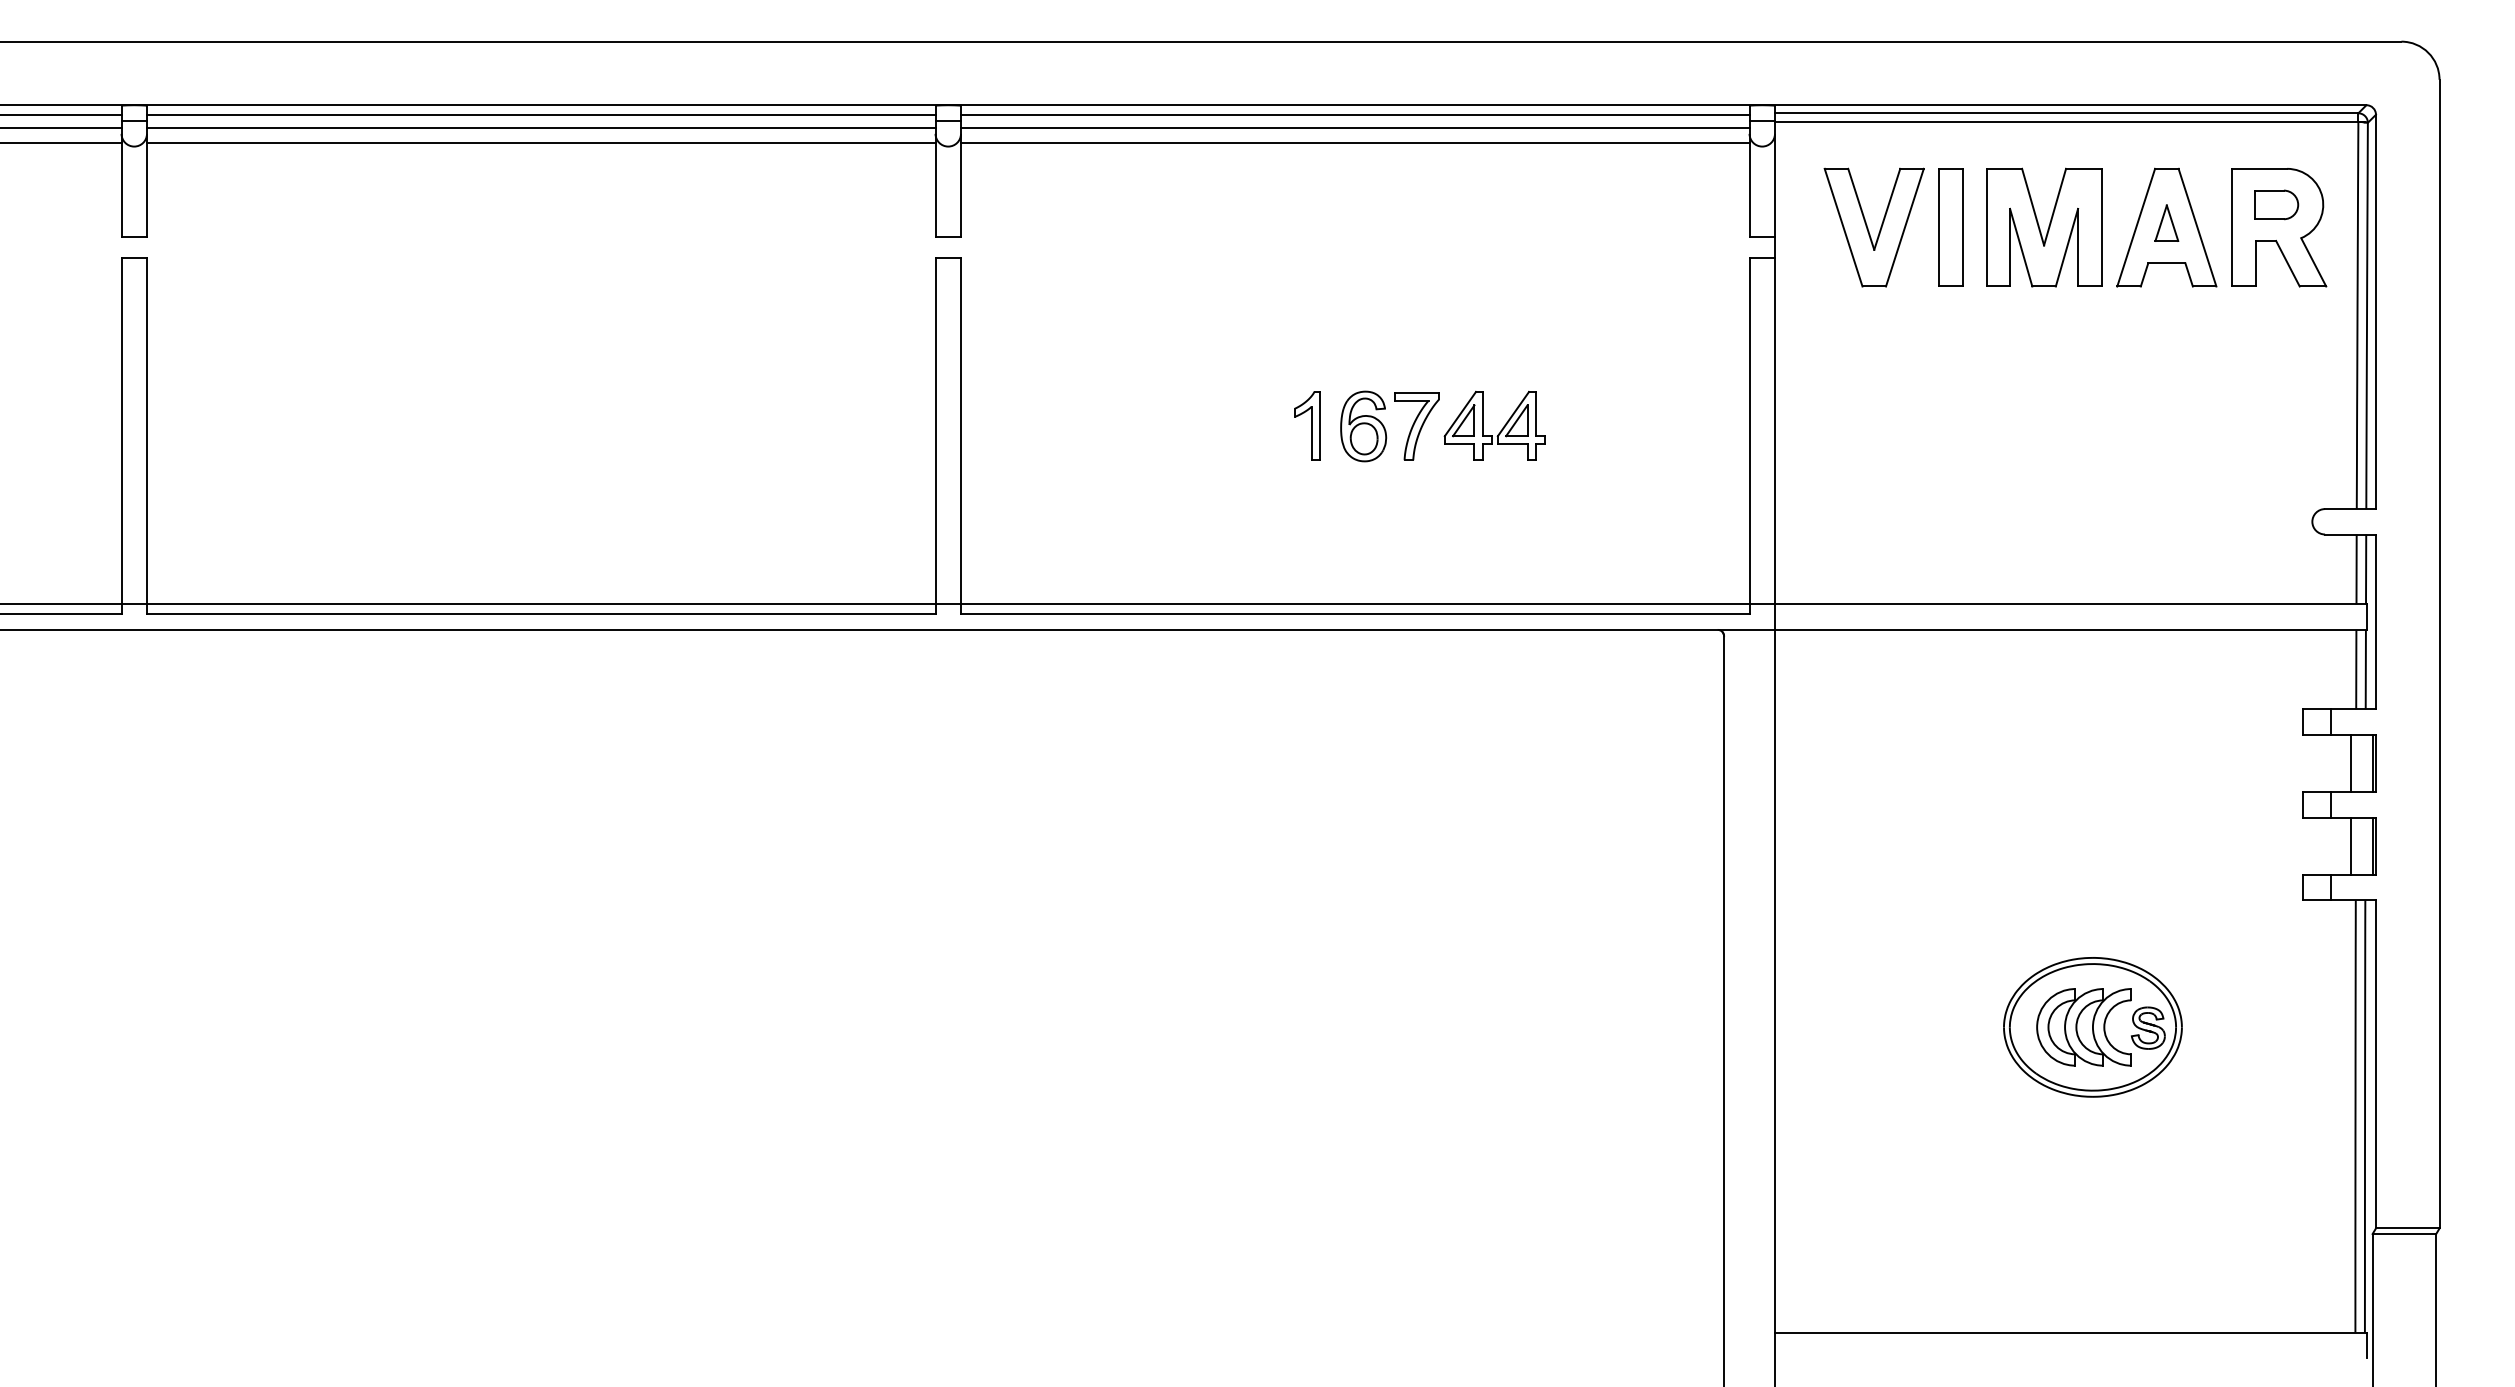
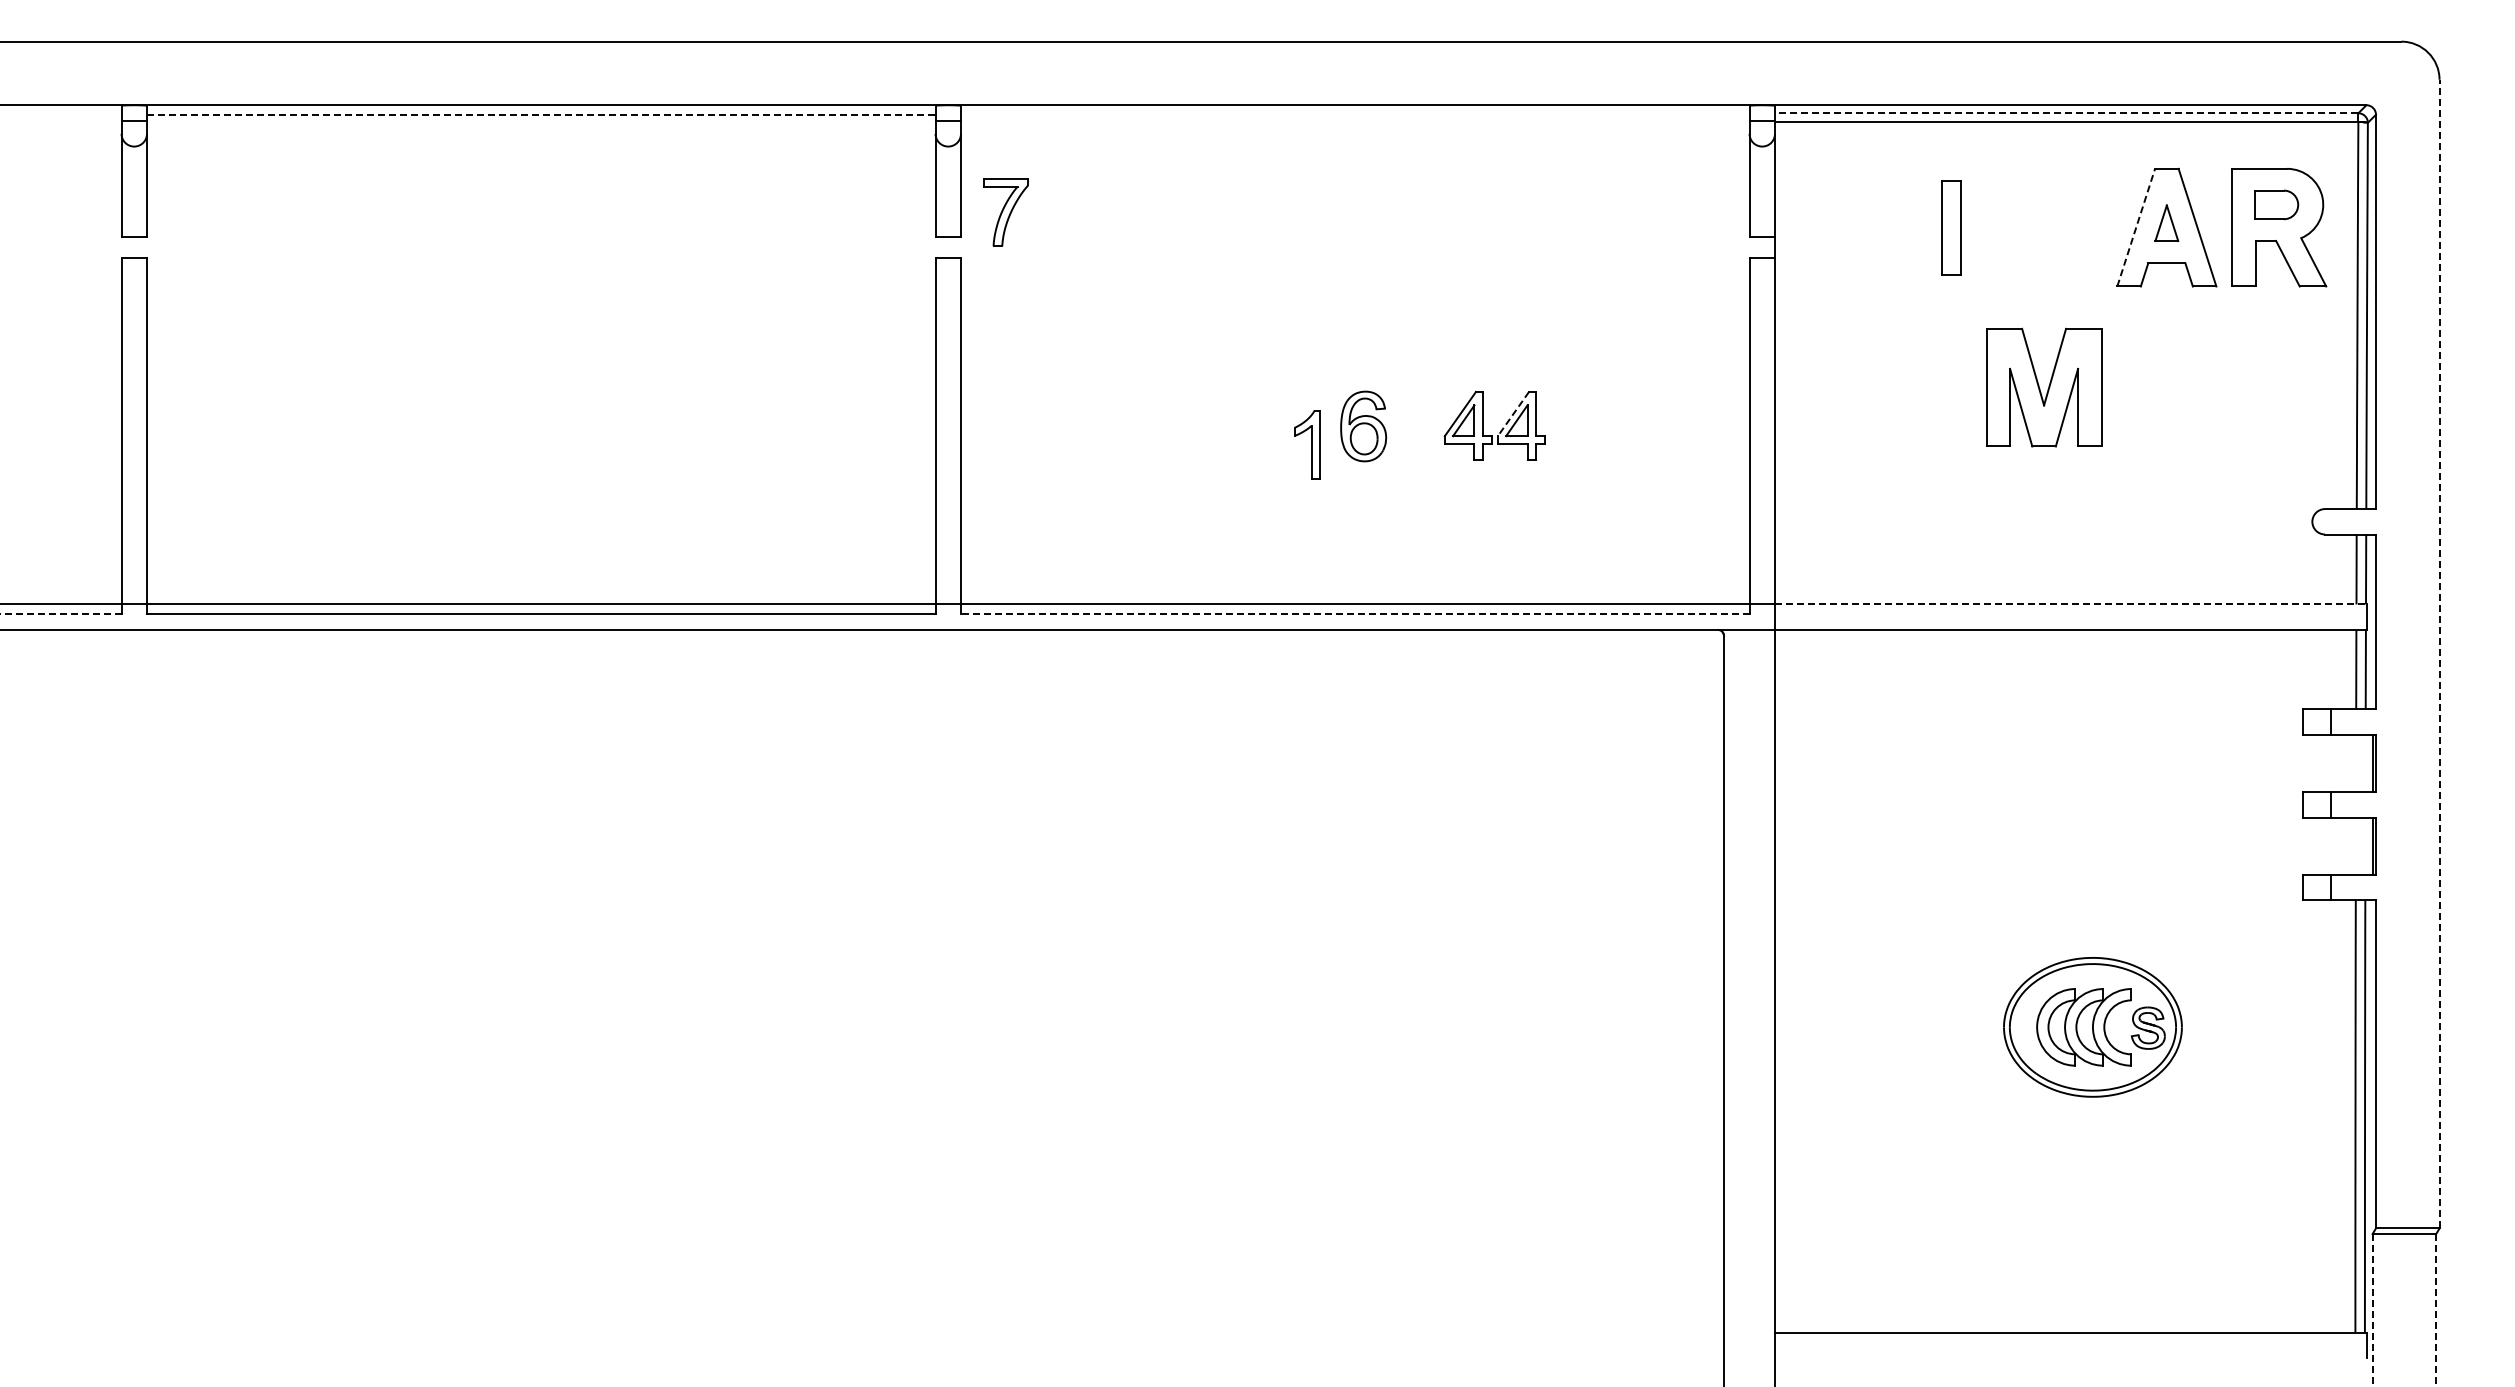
line: solid -> dashed (2066, 113)
line: present -> none (61, 114)
line: solid -> dashed (541, 114)
line: present -> none (1354, 114)
line: present -> none (61, 127)
line: present -> none (540, 127)
line: present -> none (1354, 127)
line: present -> none (61, 143)
line: present -> none (540, 143)
line: present -> none (1354, 143)
part: present -> none (1873, 227)
part size: 26x119 px -> 21x96 px (1951, 227)
part position: (2044, 227) -> (2044, 387) (2044, 387)
line: solid -> dashed (2136, 227)
line: solid -> dashed (1513, 414)
part position: (1307, 425) -> (1307, 444) (1307, 444)
part position: (1416, 426) -> (1005, 212) (1005, 212)
line: solid -> dashed (2071, 604)
line: solid -> dashed (60, 614)
line: solid -> dashed (1354, 614)
line: solid -> dashed (2439, 653)
line: present -> none (2350, 763)
line: present -> none (2350, 845)
line: solid -> dashed (2372, 1310)
line: solid -> dashed (2436, 1310)
